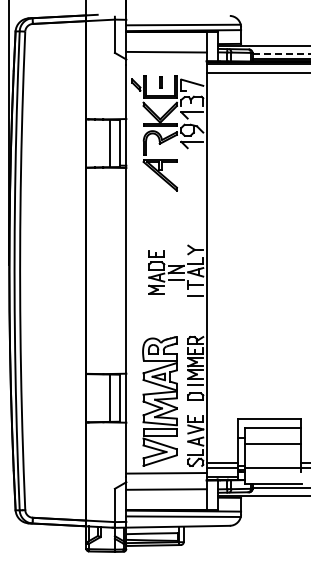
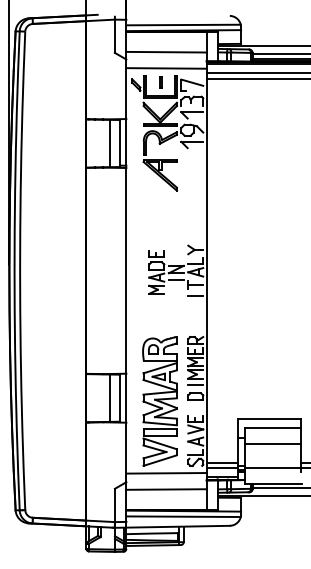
line: dashed -> solid (281, 54)
line: none -> present (166, 68)
line: none -> present (256, 79)
